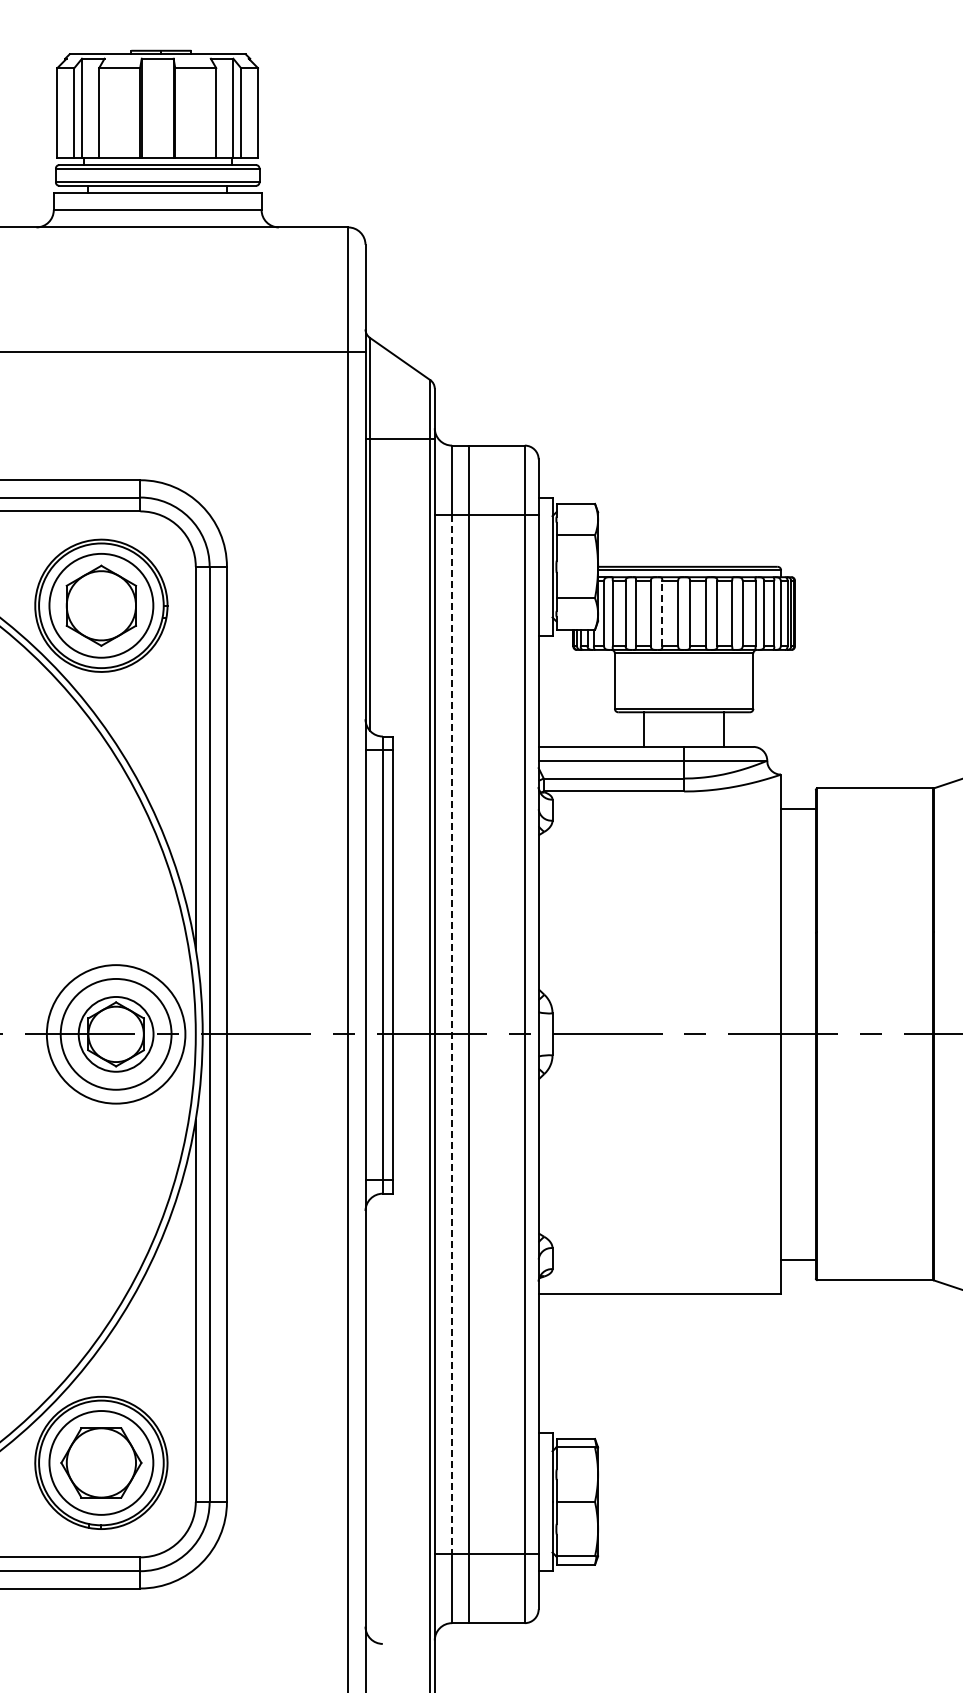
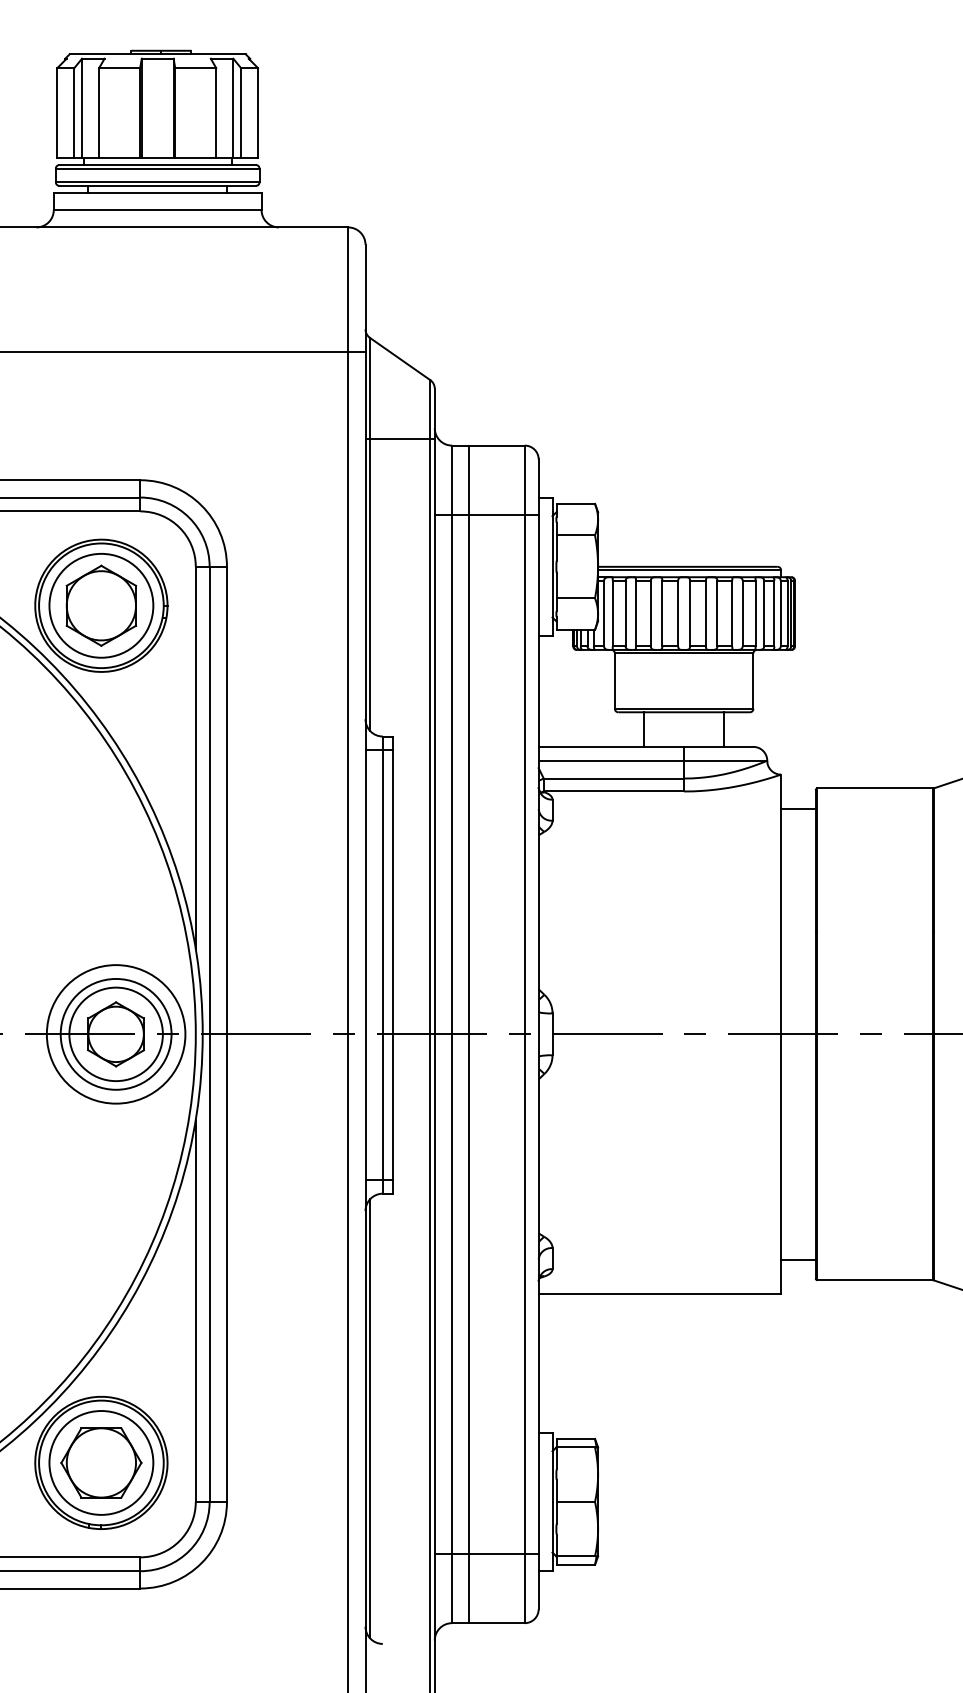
line: dashed -> solid (662, 613)
circle diameter: 75 px -> 94 px (115, 1034)
line: dashed -> solid (452, 1034)
line: none -> present (369, 1418)
